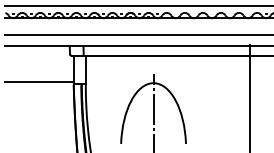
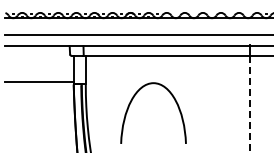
line: present -> none (137, 5)
line: solid -> dashed (249, 104)
line: present -> none (153, 111)
